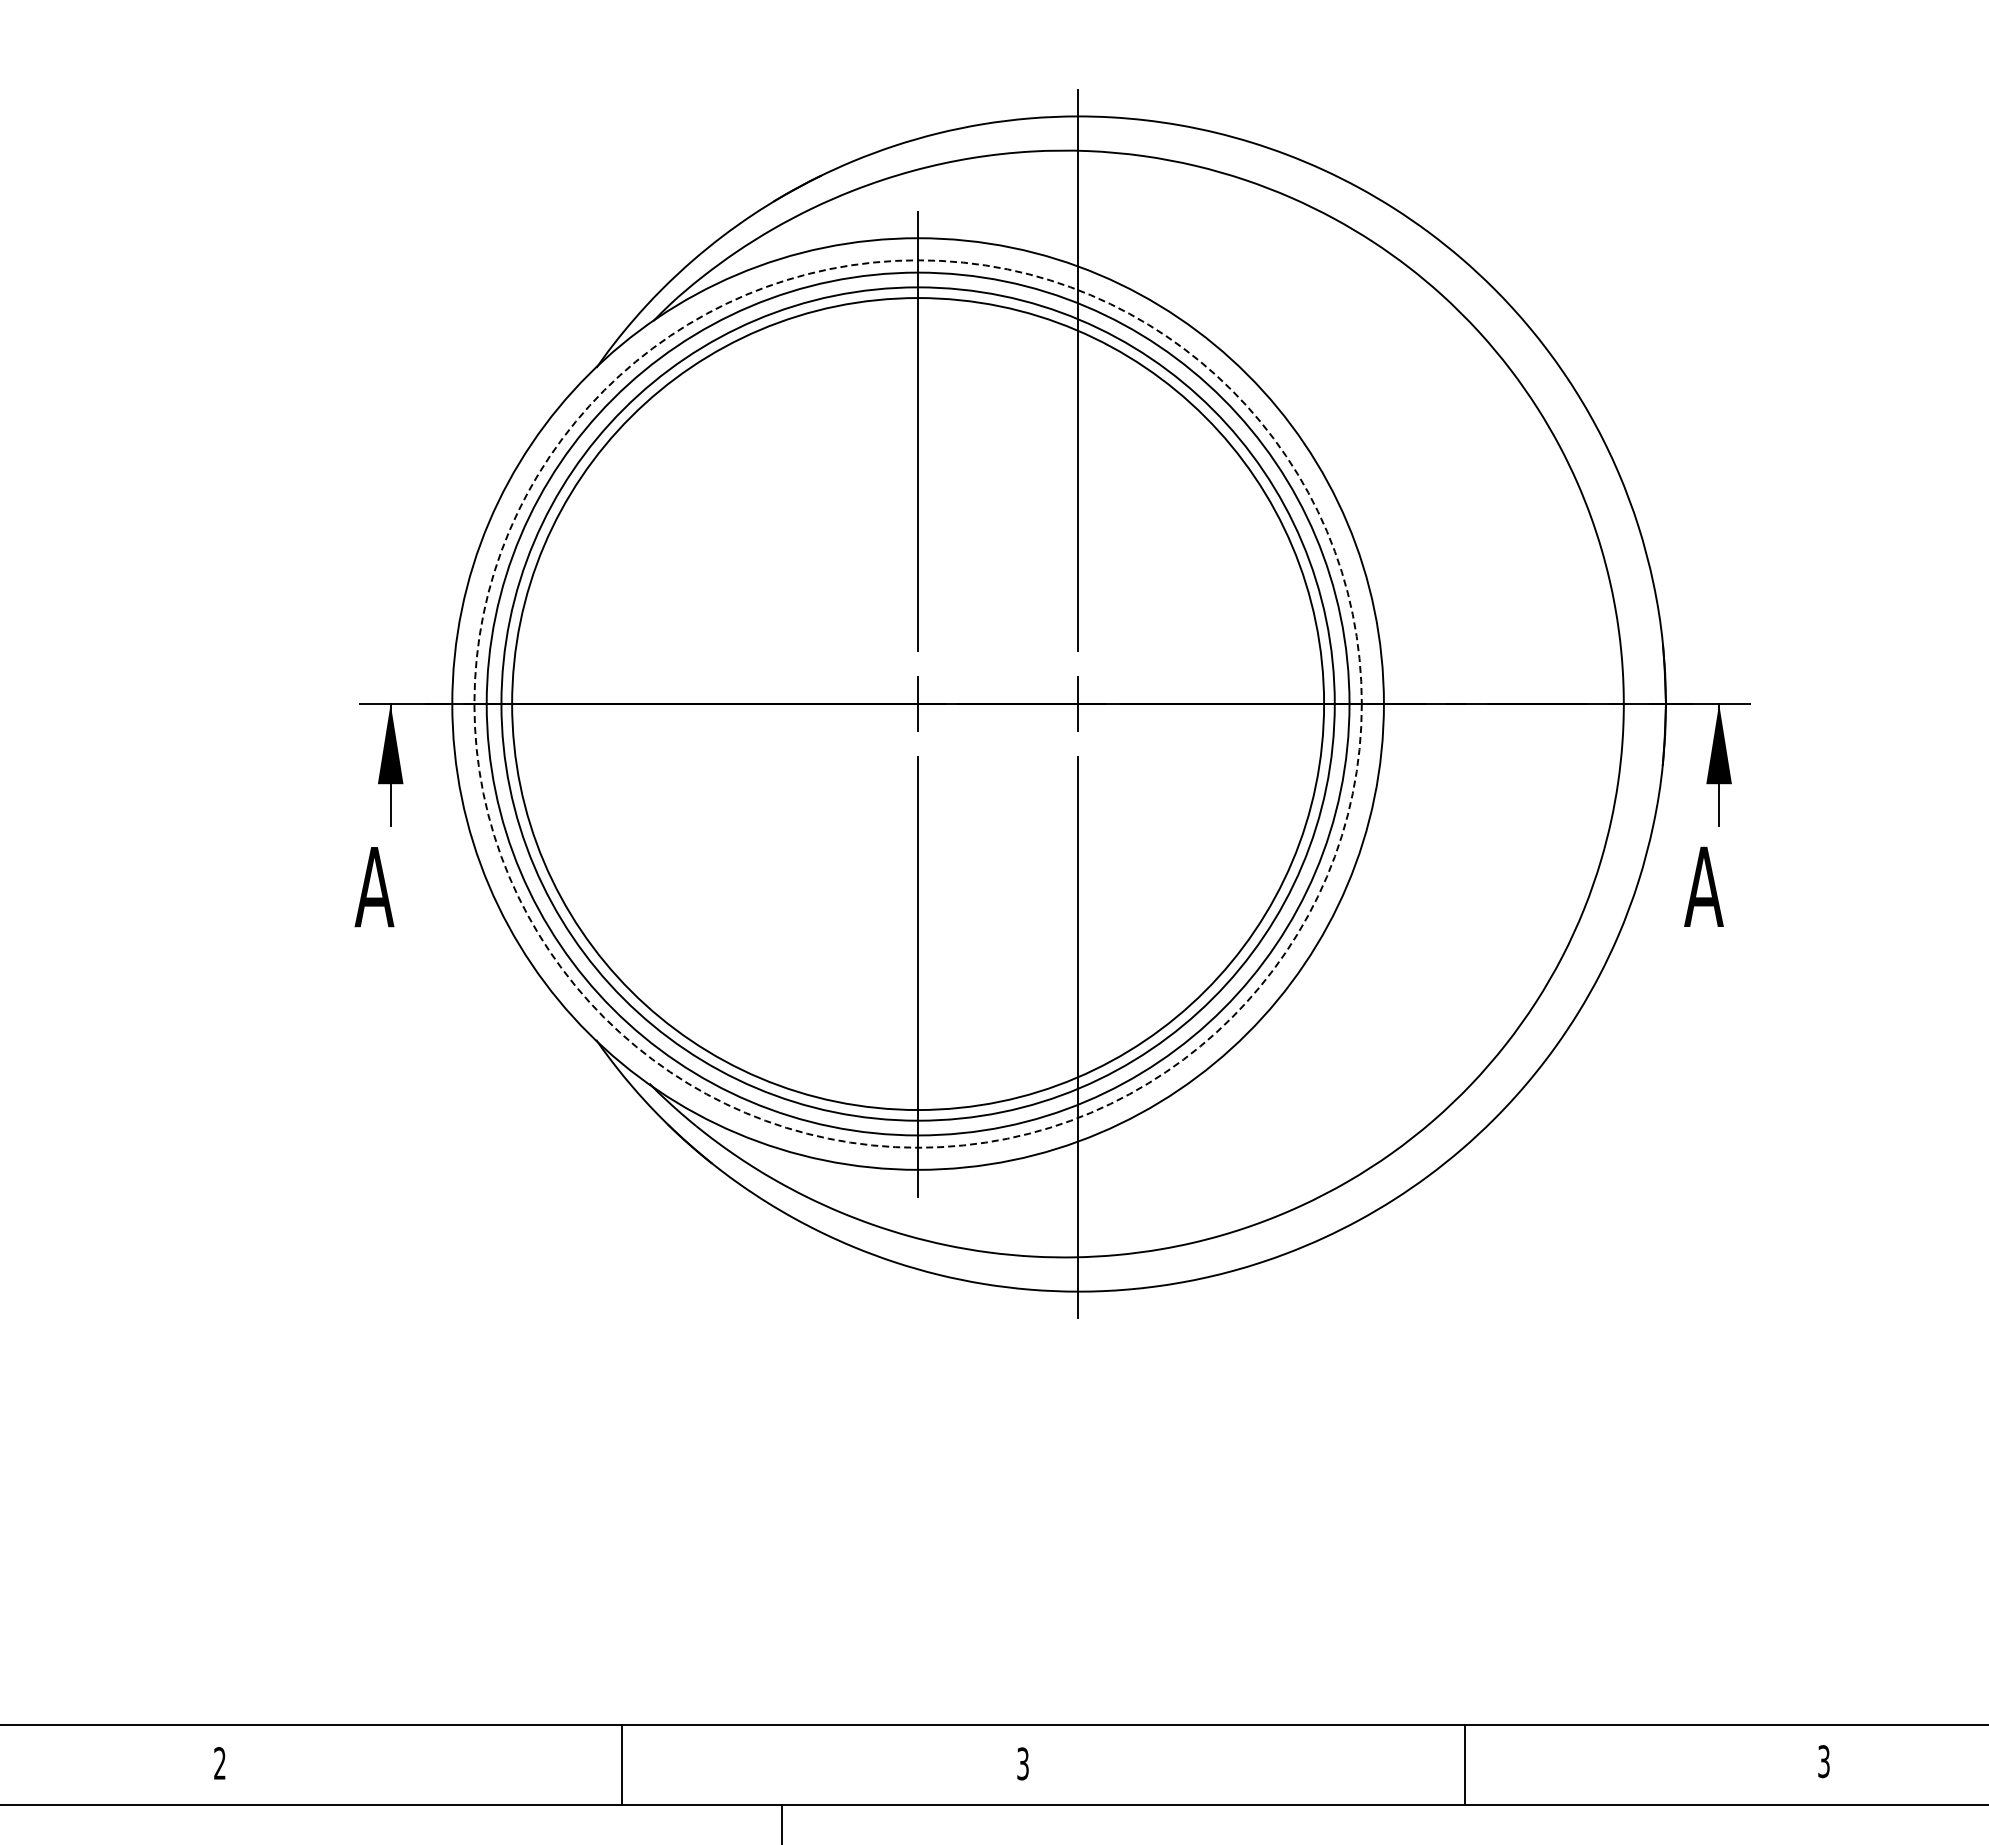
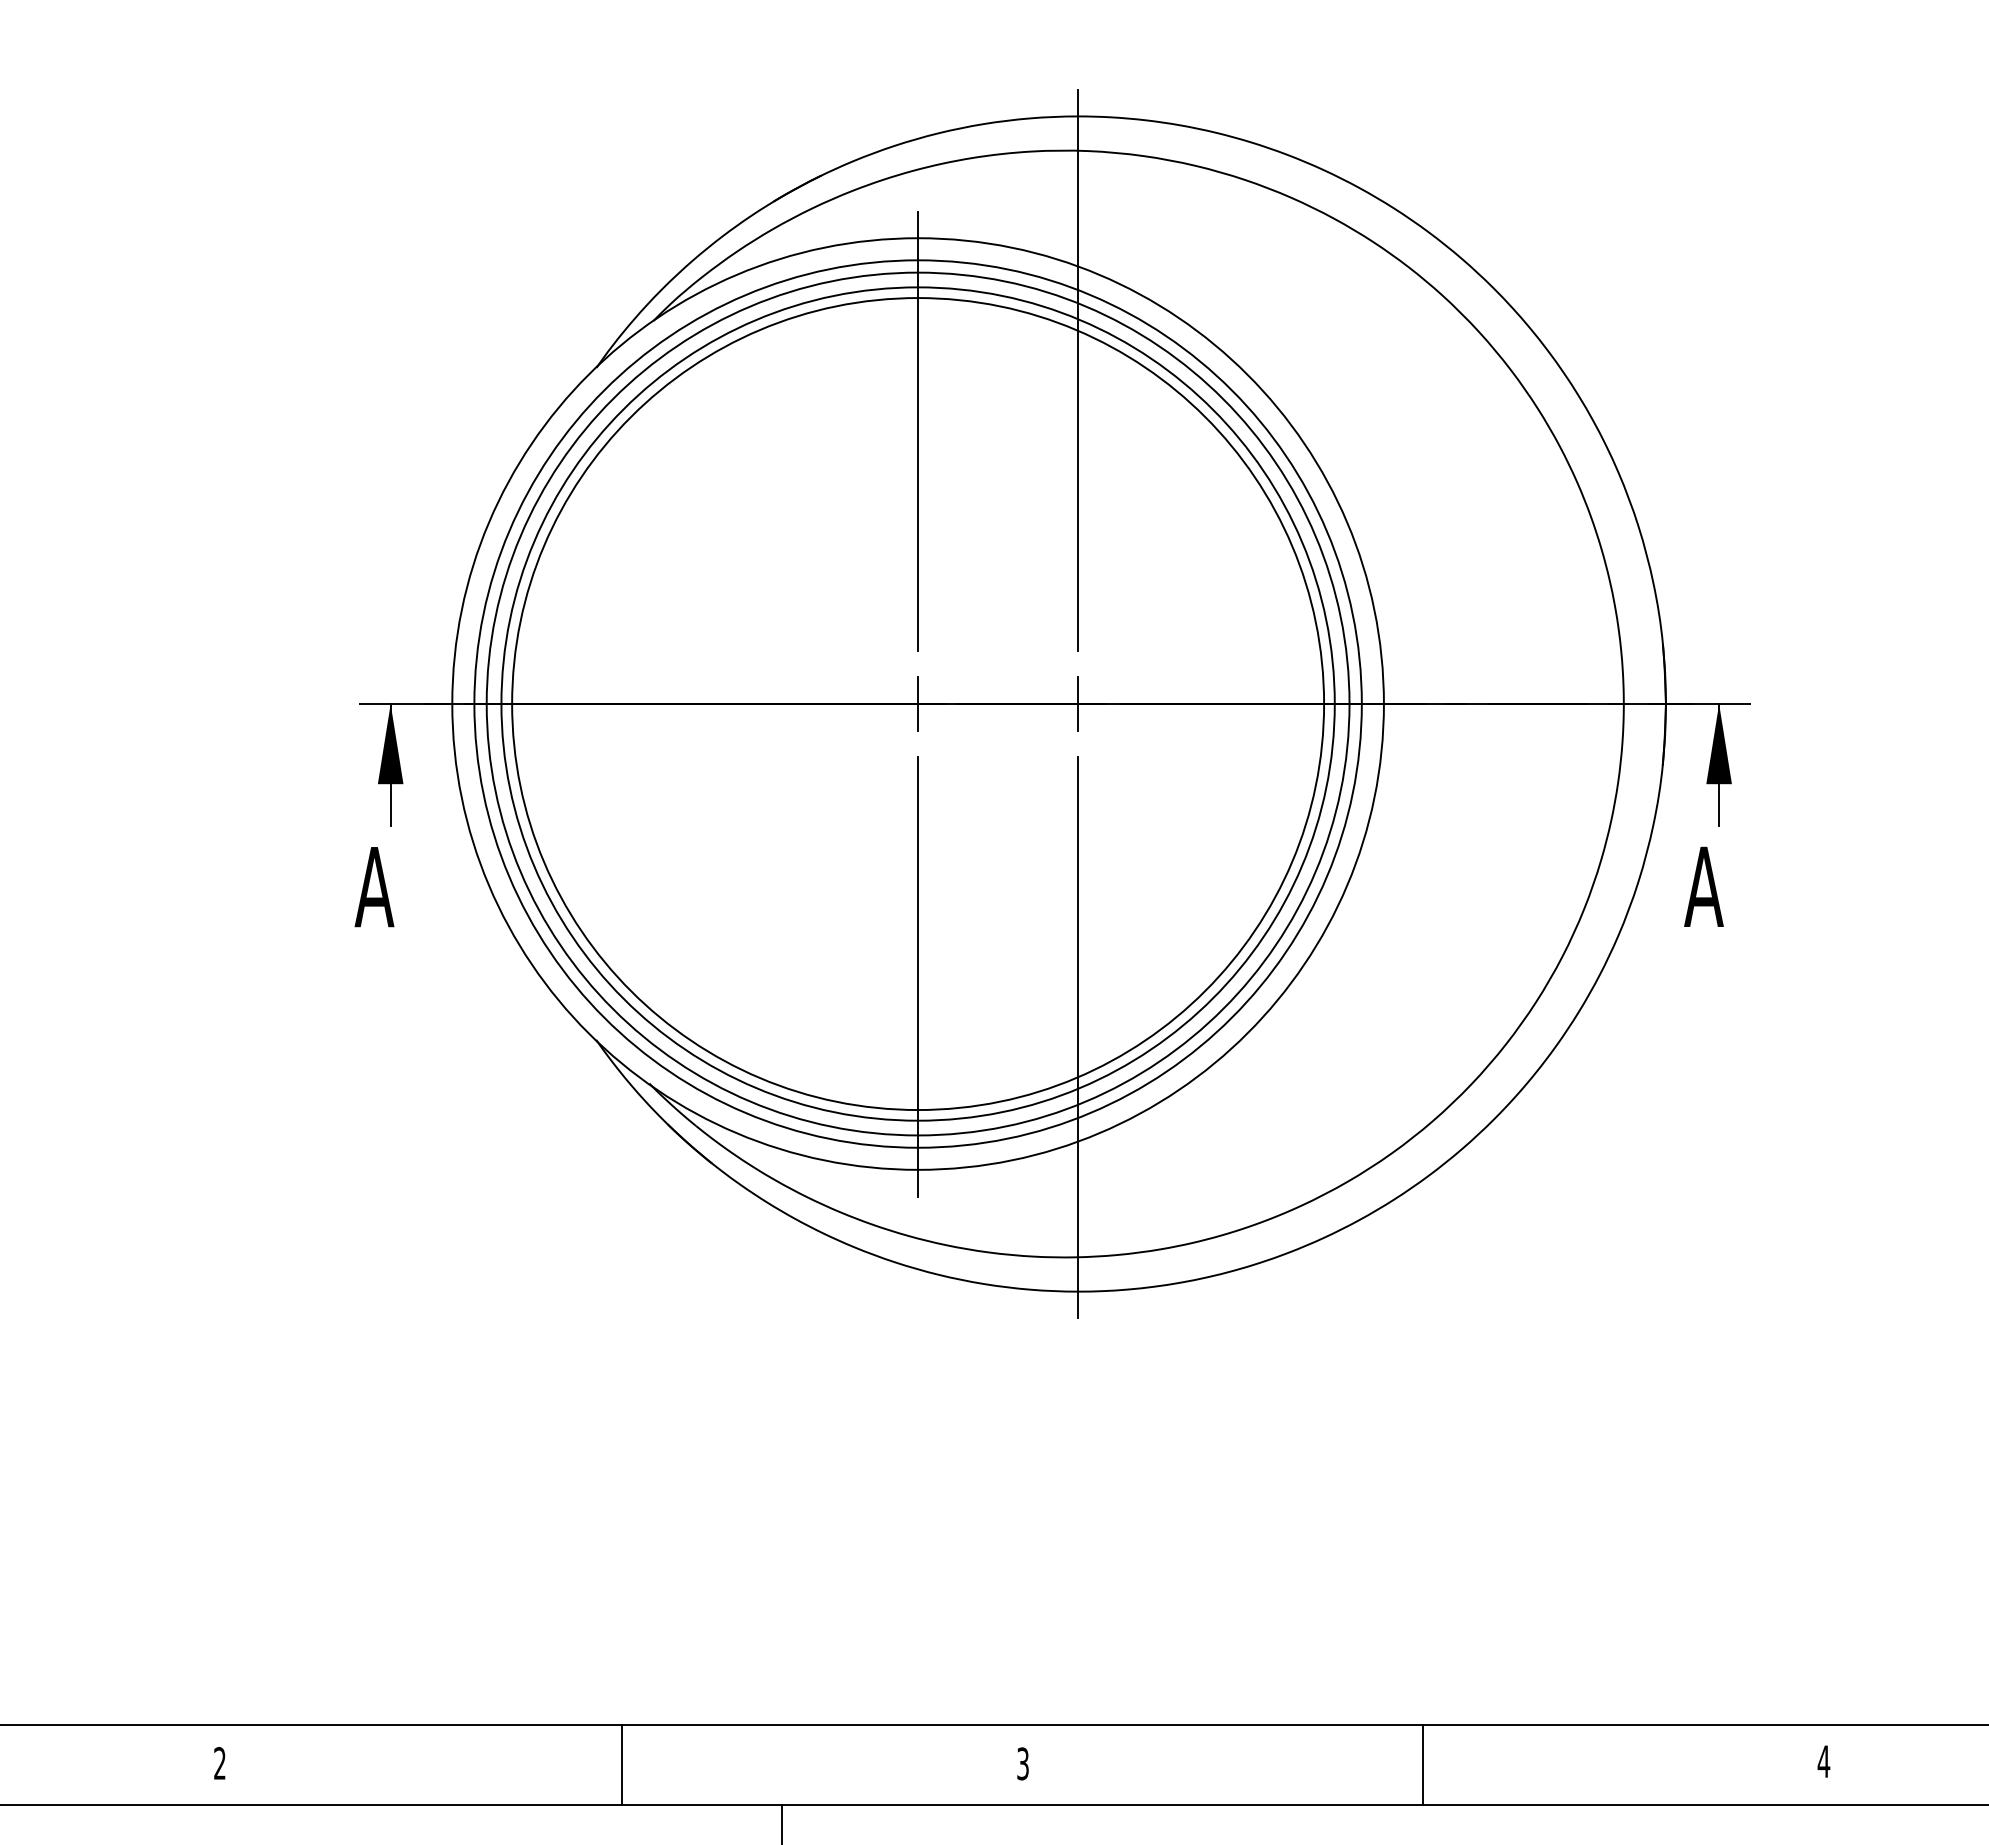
circle: dashed -> solid (917, 703)
text: 3 -> 4 (1823, 1761)
line position: (1465, 1764) -> (1423, 1764) (1423, 1764)
